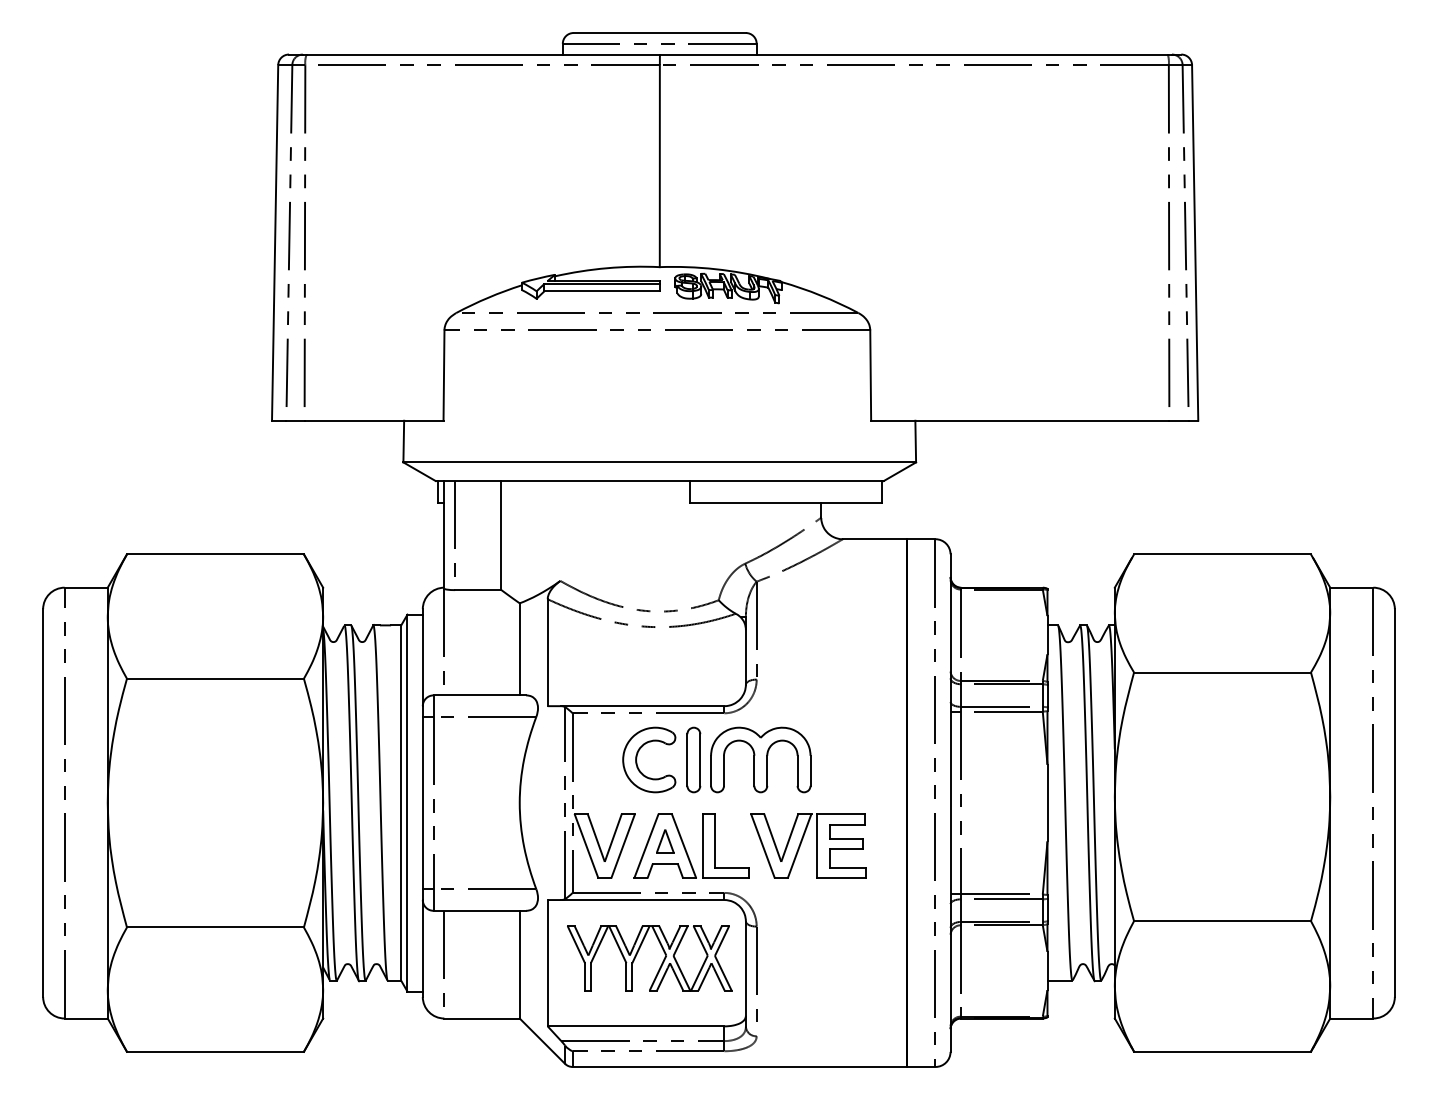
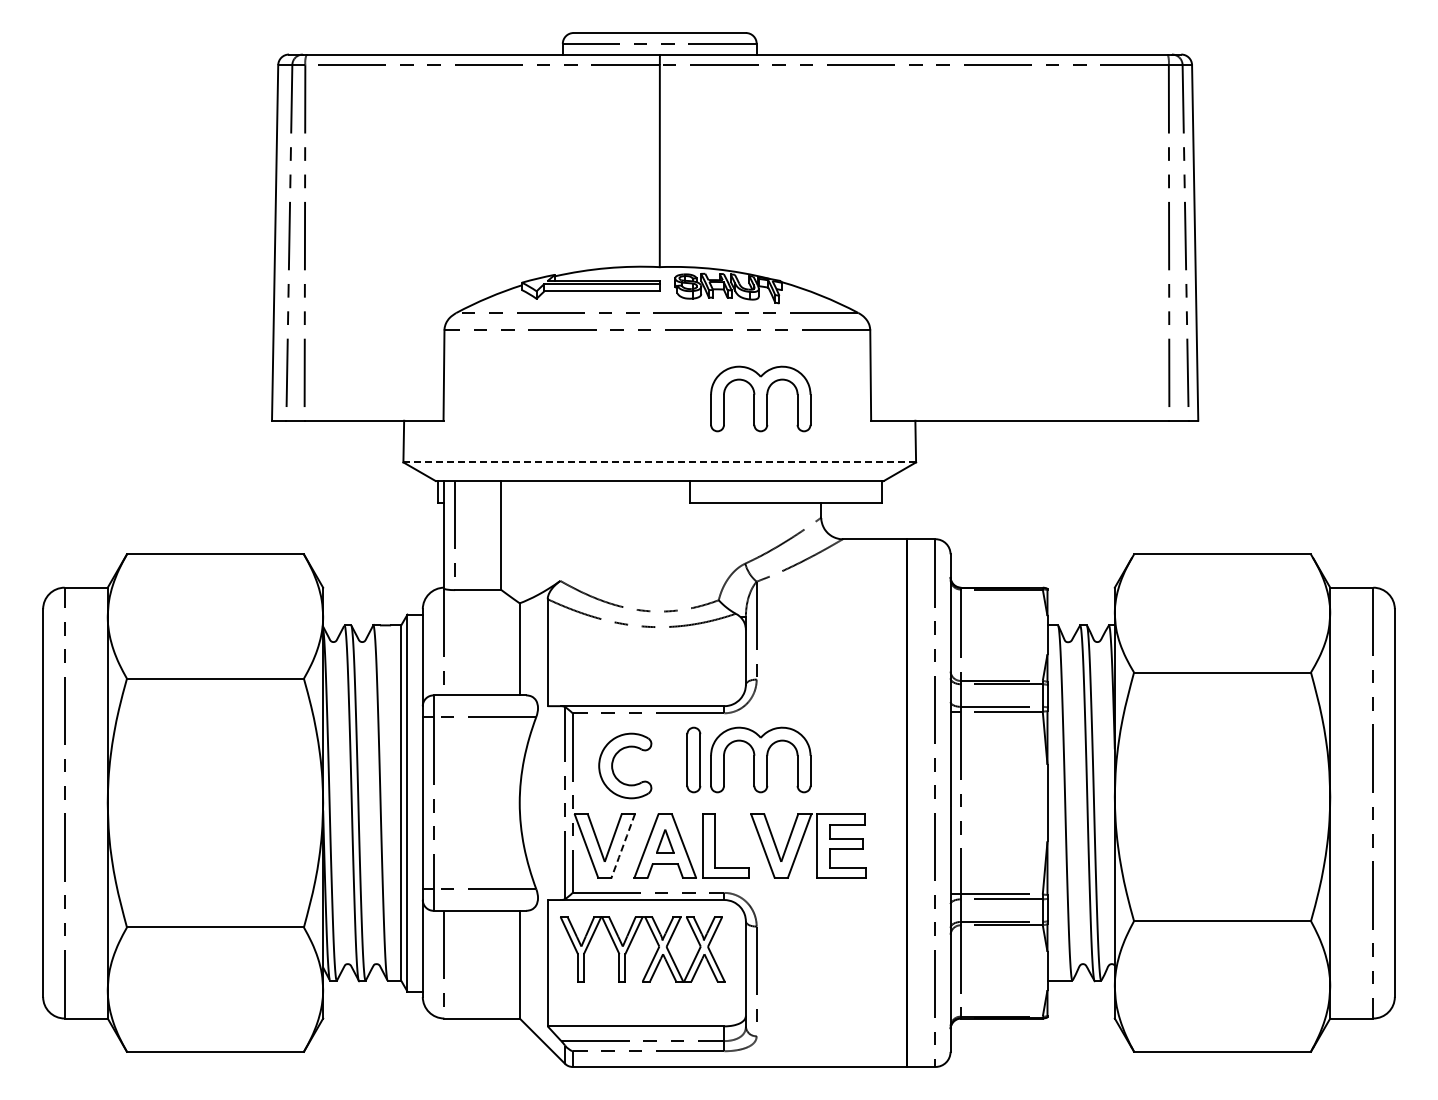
part: none -> present (760, 398)
line: solid -> dashed (659, 462)
part position: (637, 758) -> (613, 764) (613, 764)
line: solid -> dashed (623, 846)
part position: (638, 952) -> (631, 943) (631, 943)
